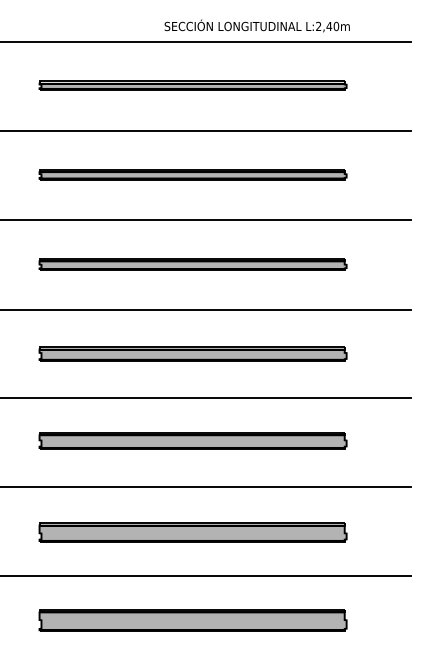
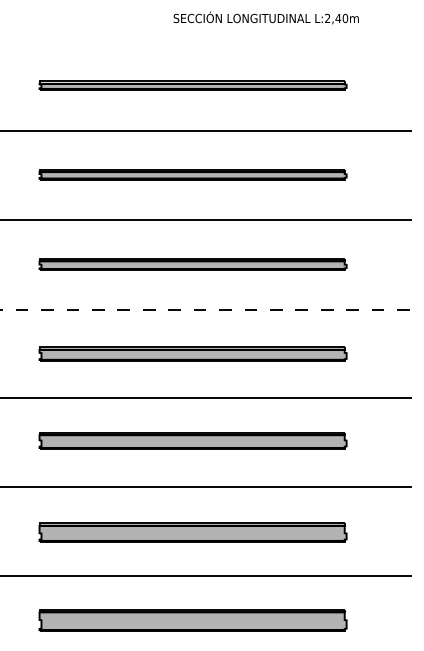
text position: (256, 25) -> (265, 17) (265, 17)
line: present -> none (206, 42)
line: solid -> dashed (206, 309)
